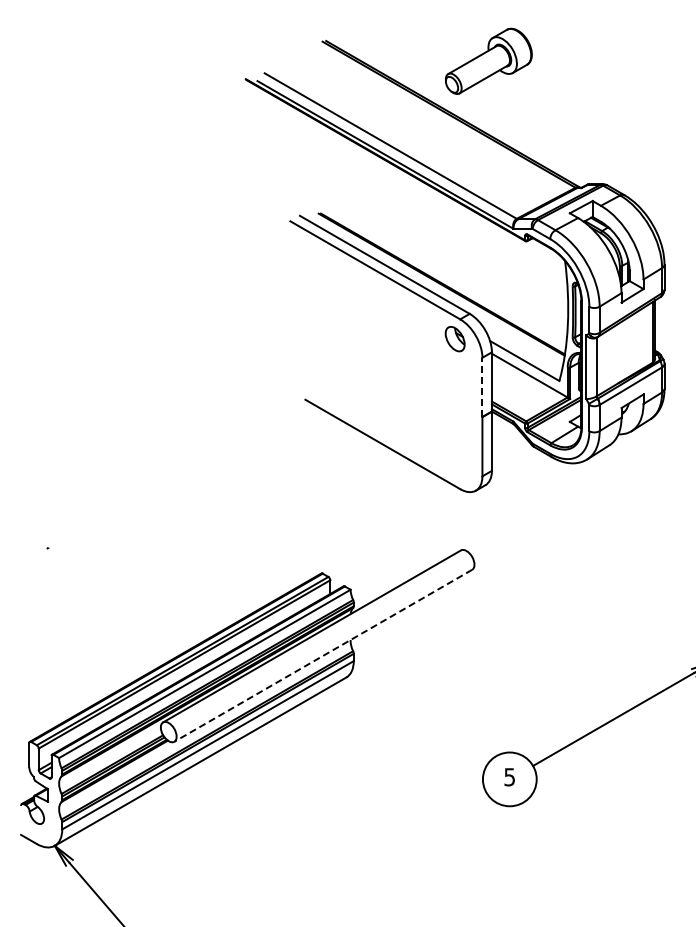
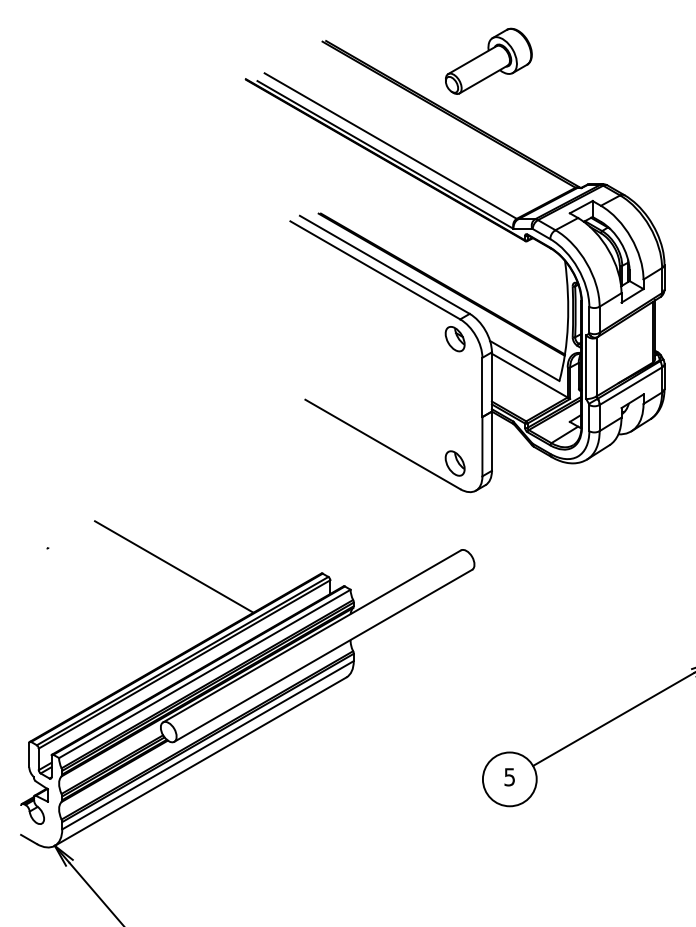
line: dashed -> solid (482, 387)
part: none -> present (454, 463)
line: none -> present (174, 566)
line: dashed -> solid (323, 655)
